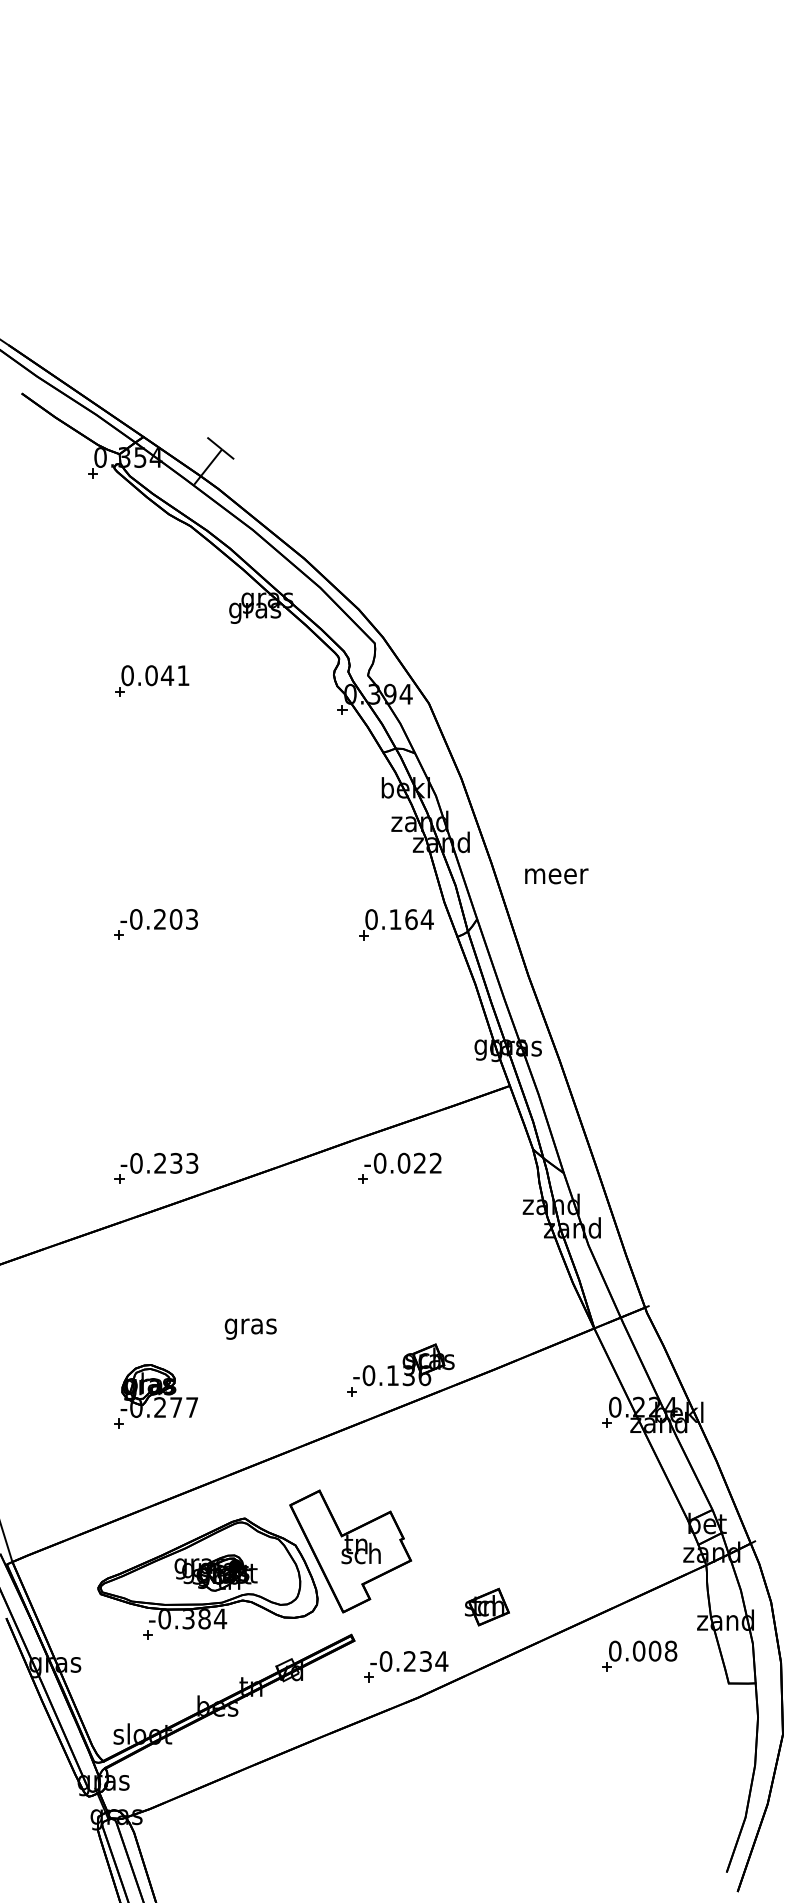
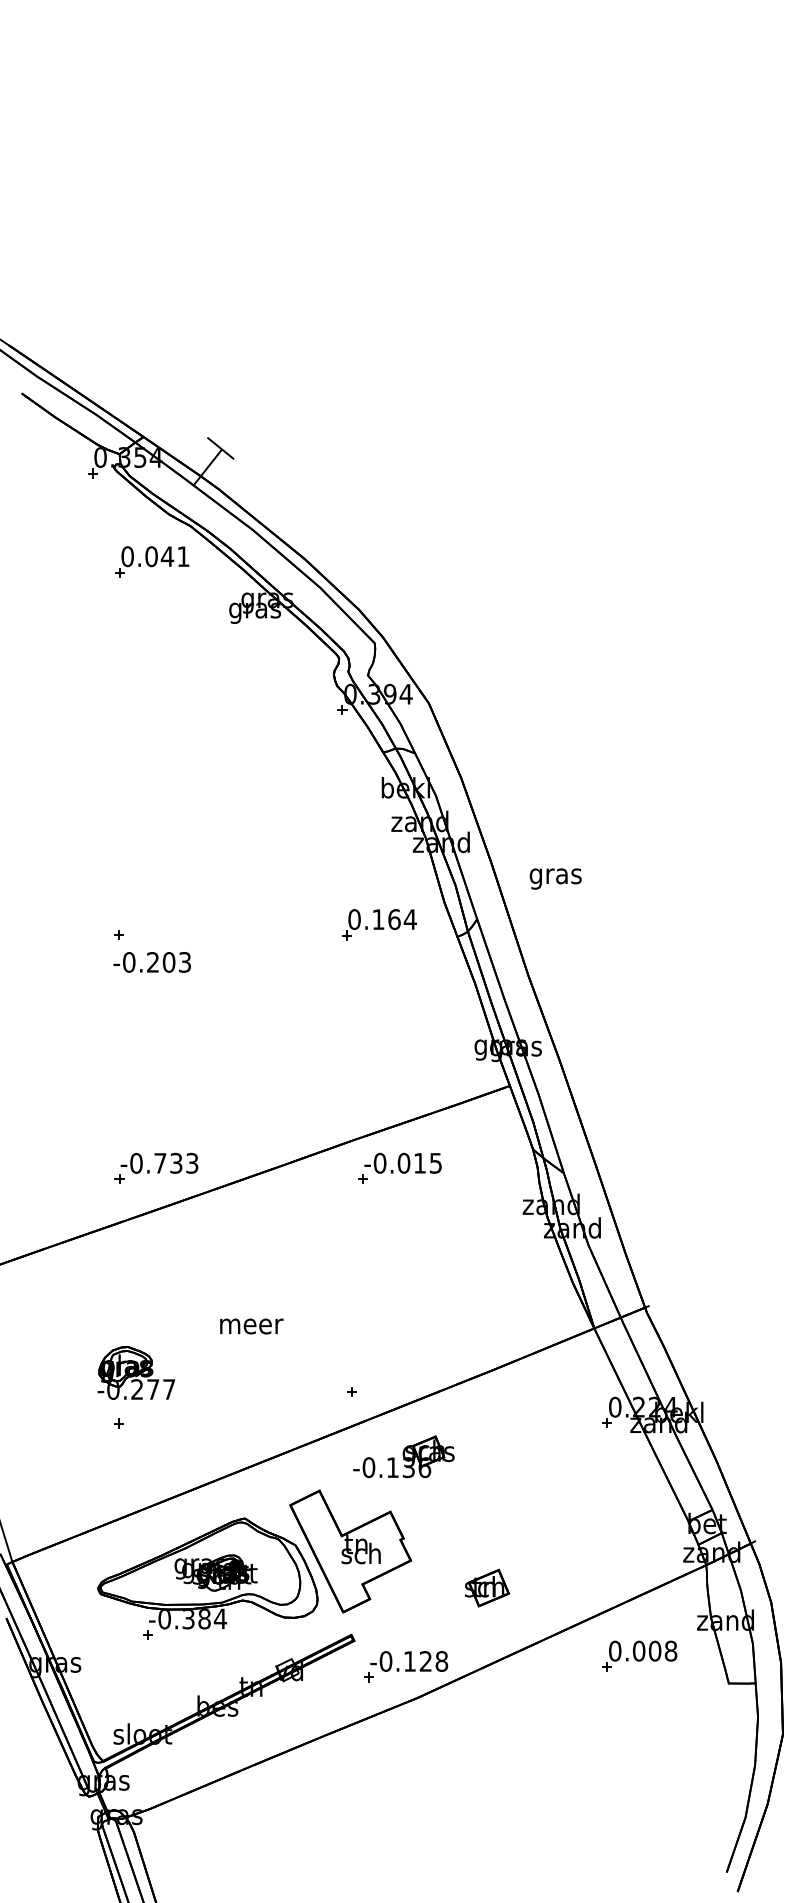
part position: (152, 680) -> (152, 561) (152, 561)
text: meer -> gras (556, 878)
text position: (158, 919) -> (151, 962) (151, 962)
part position: (396, 924) -> (379, 924) (379, 924)
text: -0.233 -> -0.733 (160, 1162)
text: -0.022 -> -0.015 (427, 1162)
text: gras -> meer (251, 1328)
part position: (403, 1364) -> (403, 1456) (403, 1456)
part position: (158, 1390) -> (135, 1372) (135, 1372)
part position: (487, 1606) -> (487, 1587) (487, 1587)
text: -0.234 -> -0.128 (425, 1661)
